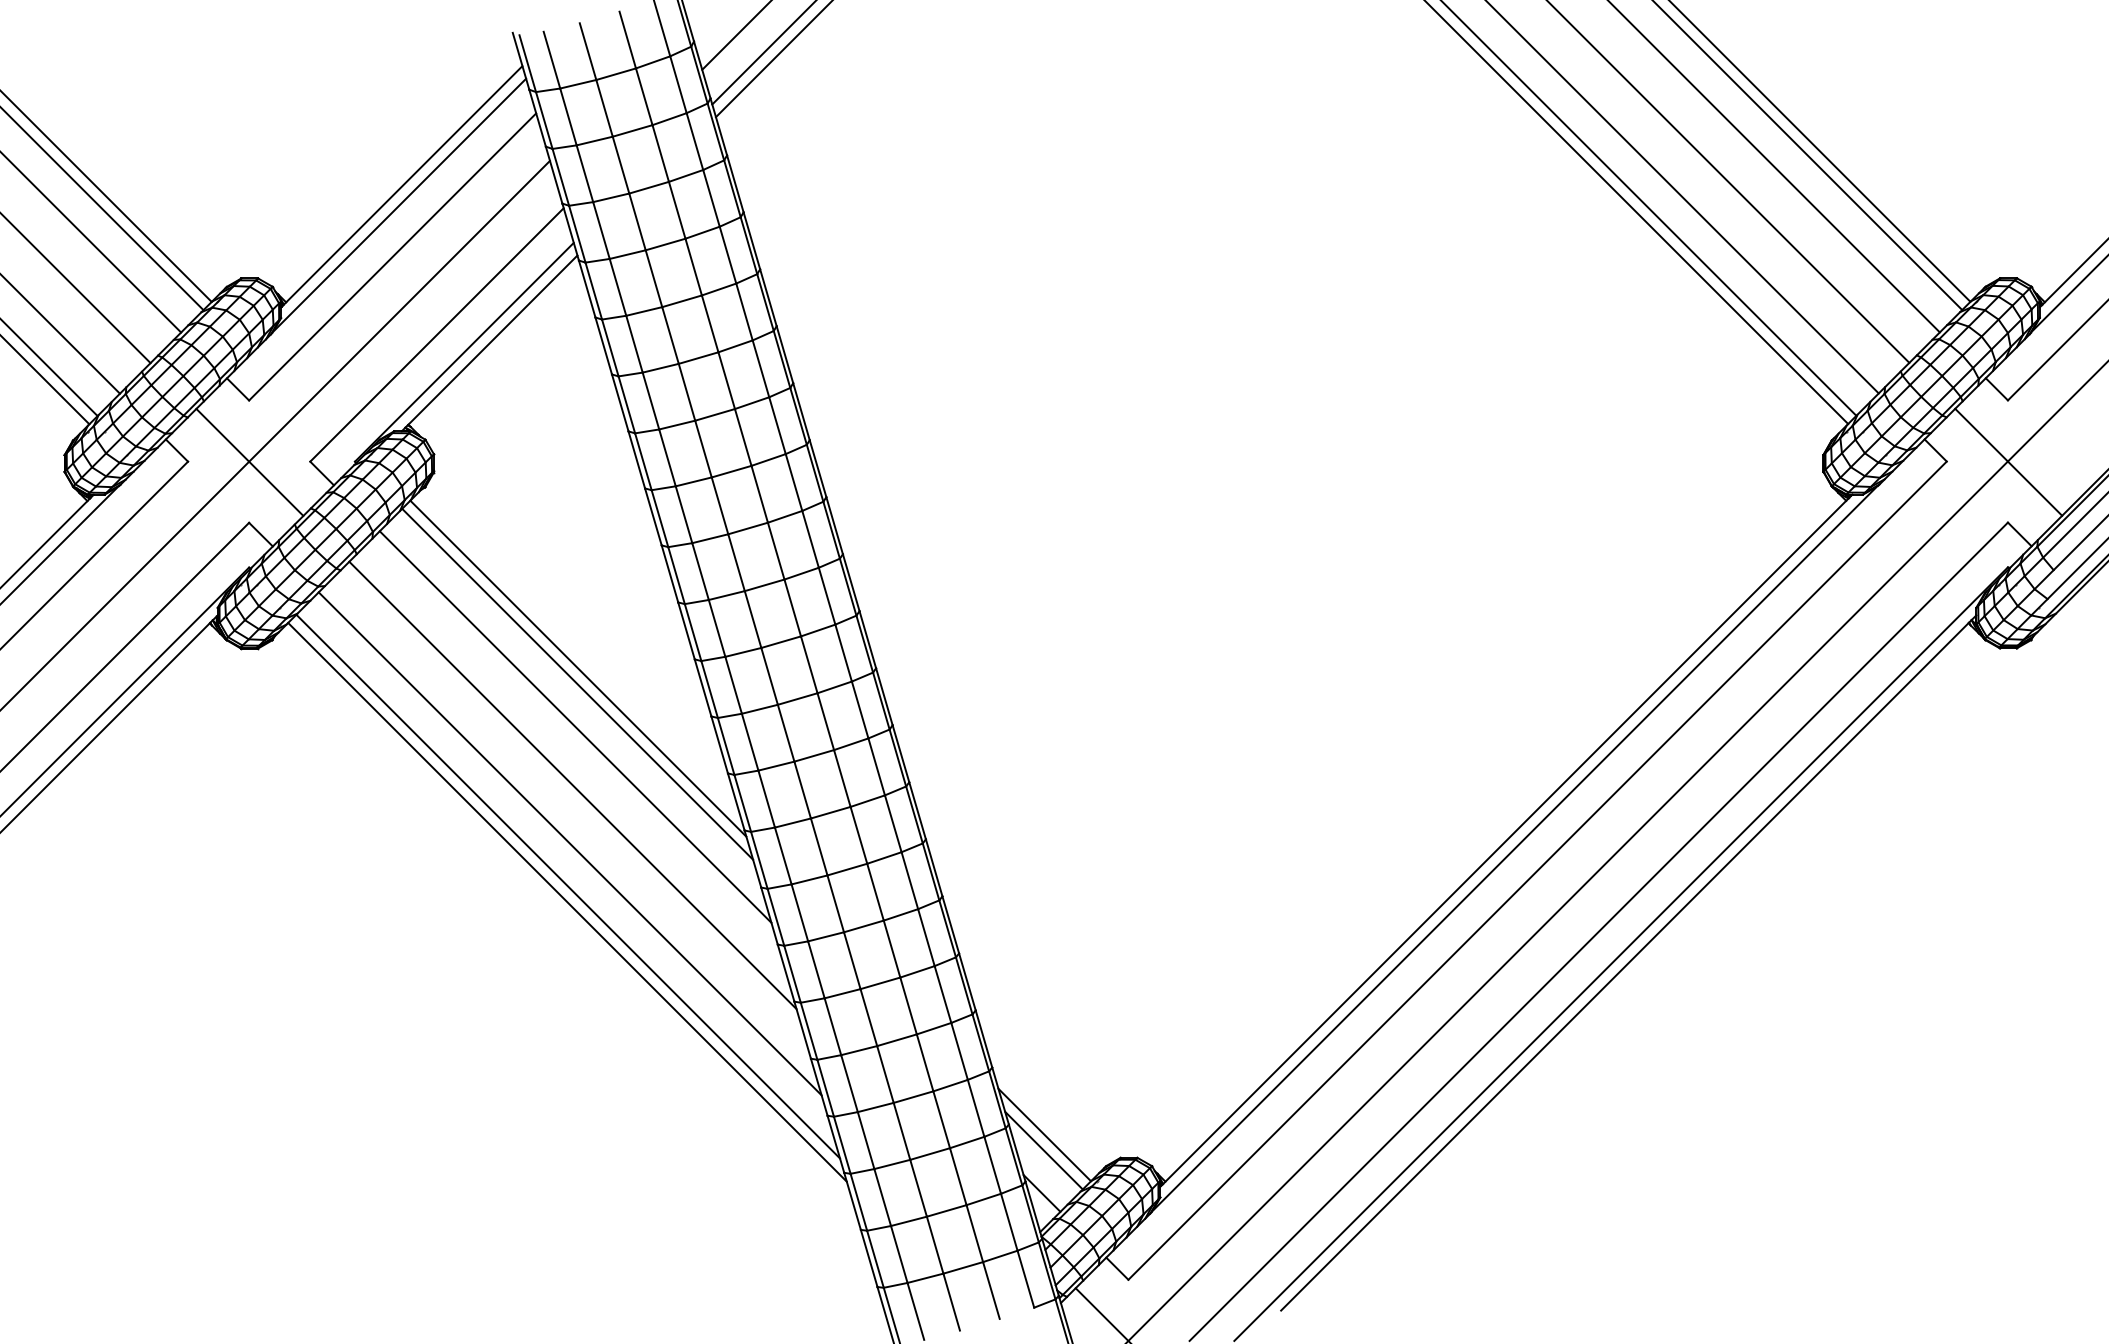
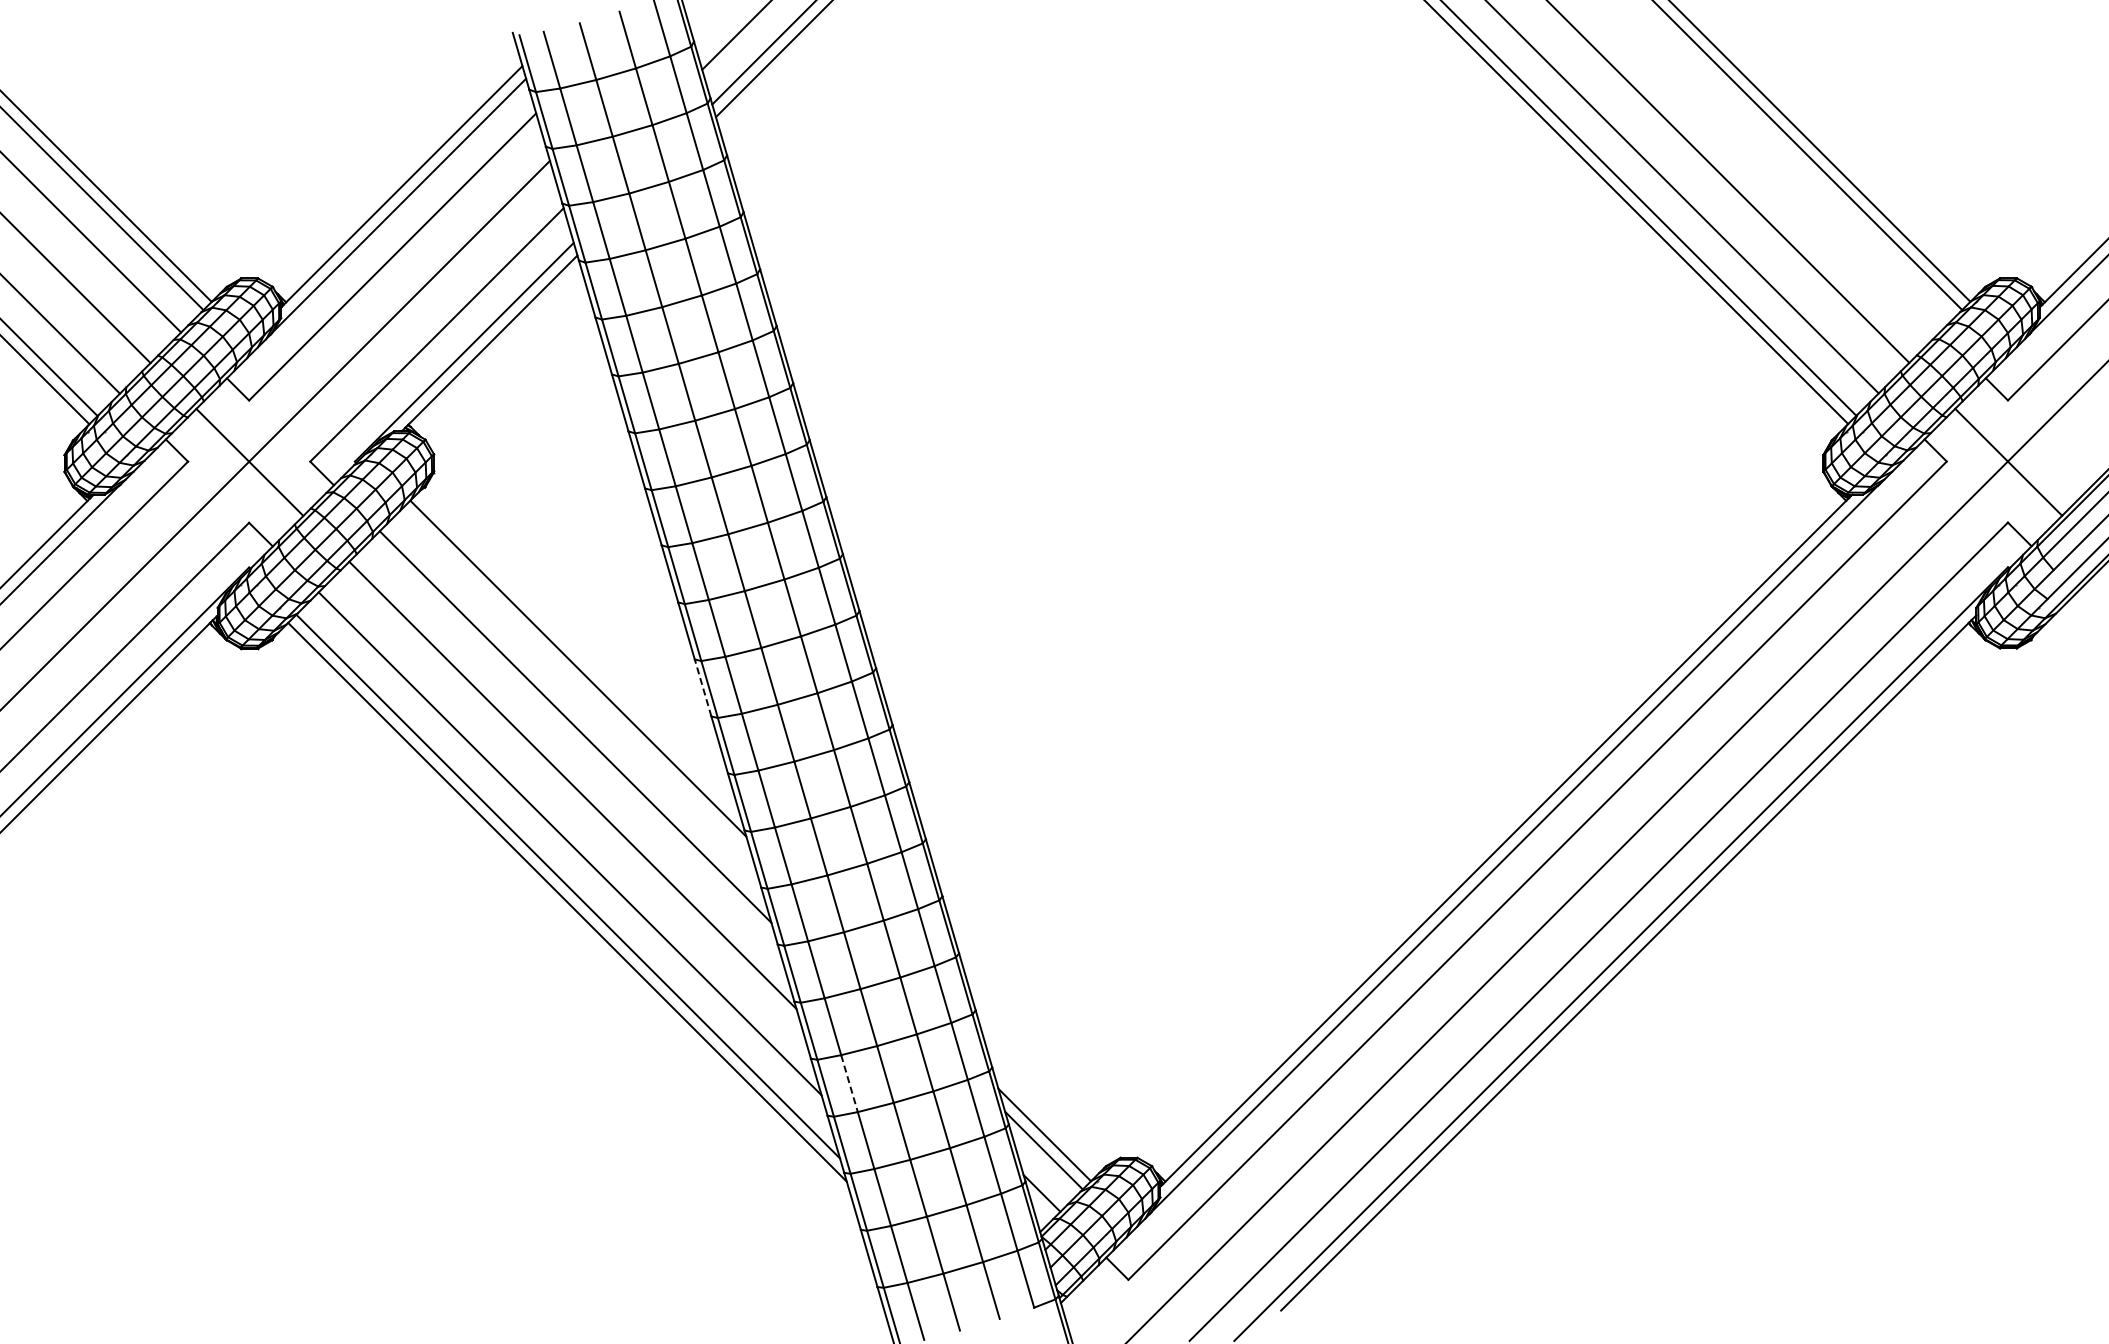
line: present -> none (1774, 167)
line: present -> none (577, 683)
line: solid -> dashed (703, 687)
line: solid -> dashed (849, 1083)
line: present -> none (1101, 1314)
